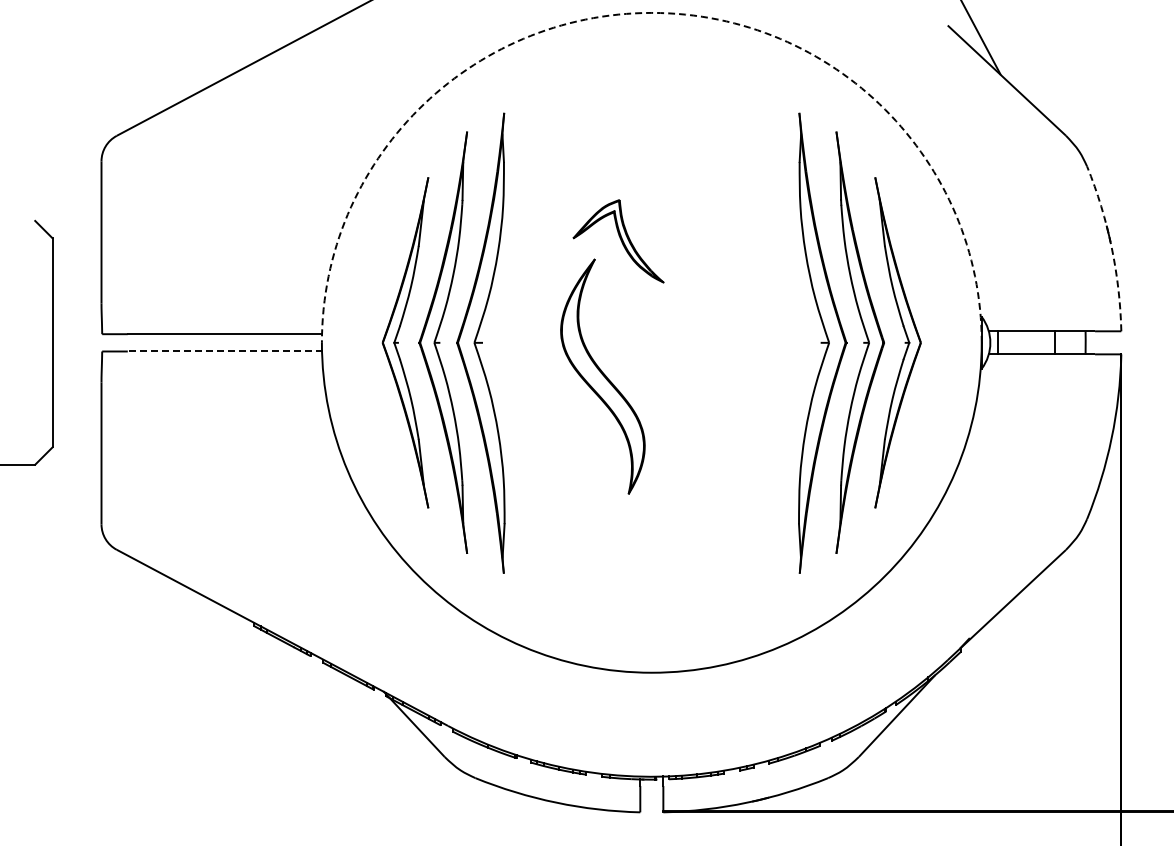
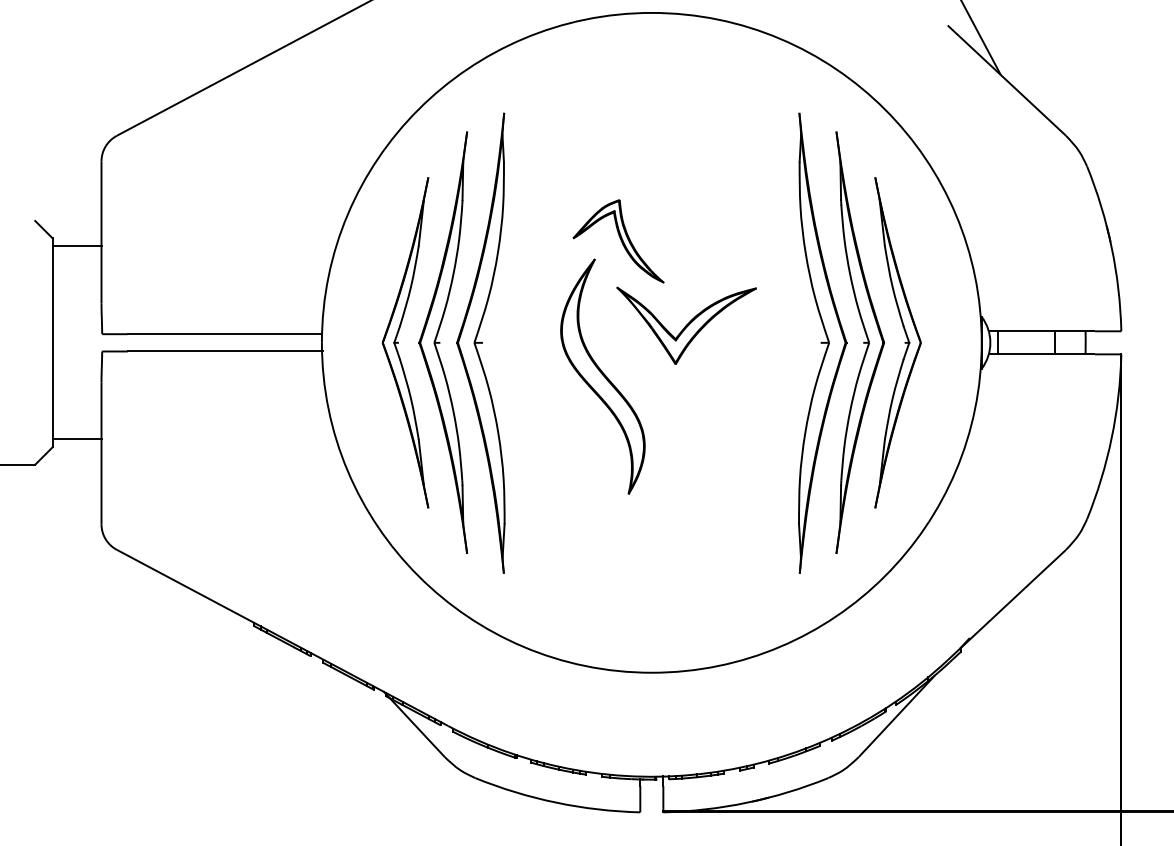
arc: dashed -> solid (651, 12)
line: none -> present (76, 246)
arc: dashed -> solid (1111, 247)
part: none -> present (686, 325)
line: dashed -> solid (224, 351)
line: none -> present (76, 439)
